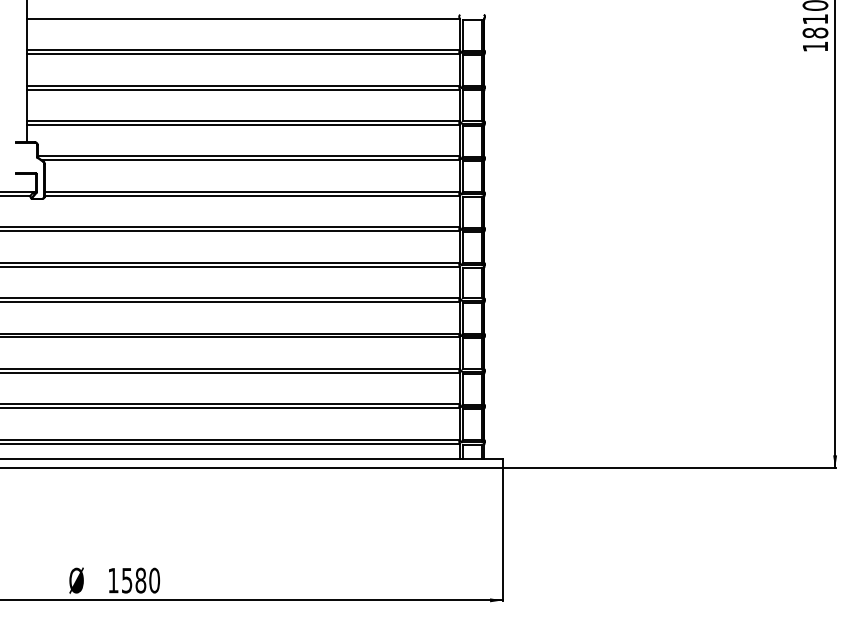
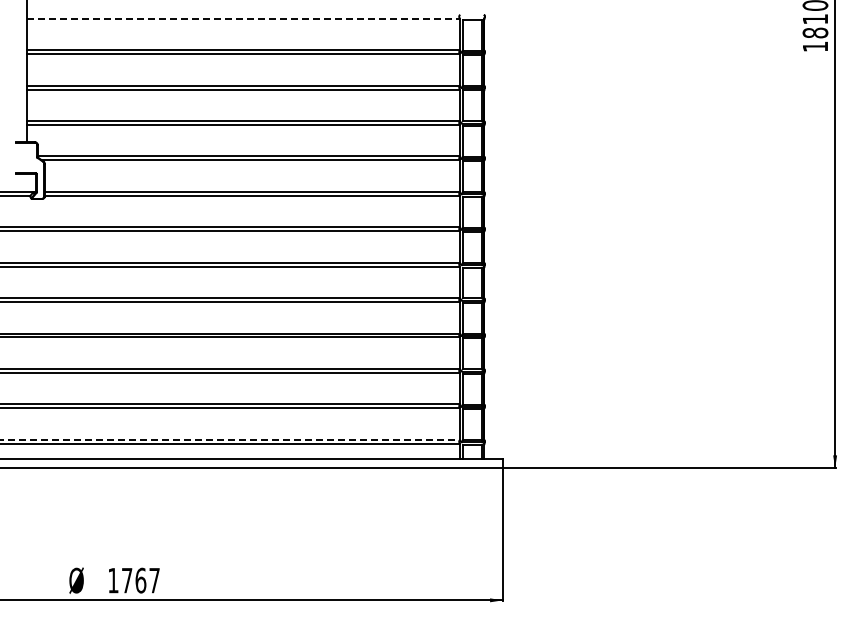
line: solid -> dashed (243, 18)
line: solid -> dashed (230, 439)
text: 1580 -> 1767 (141, 580)
